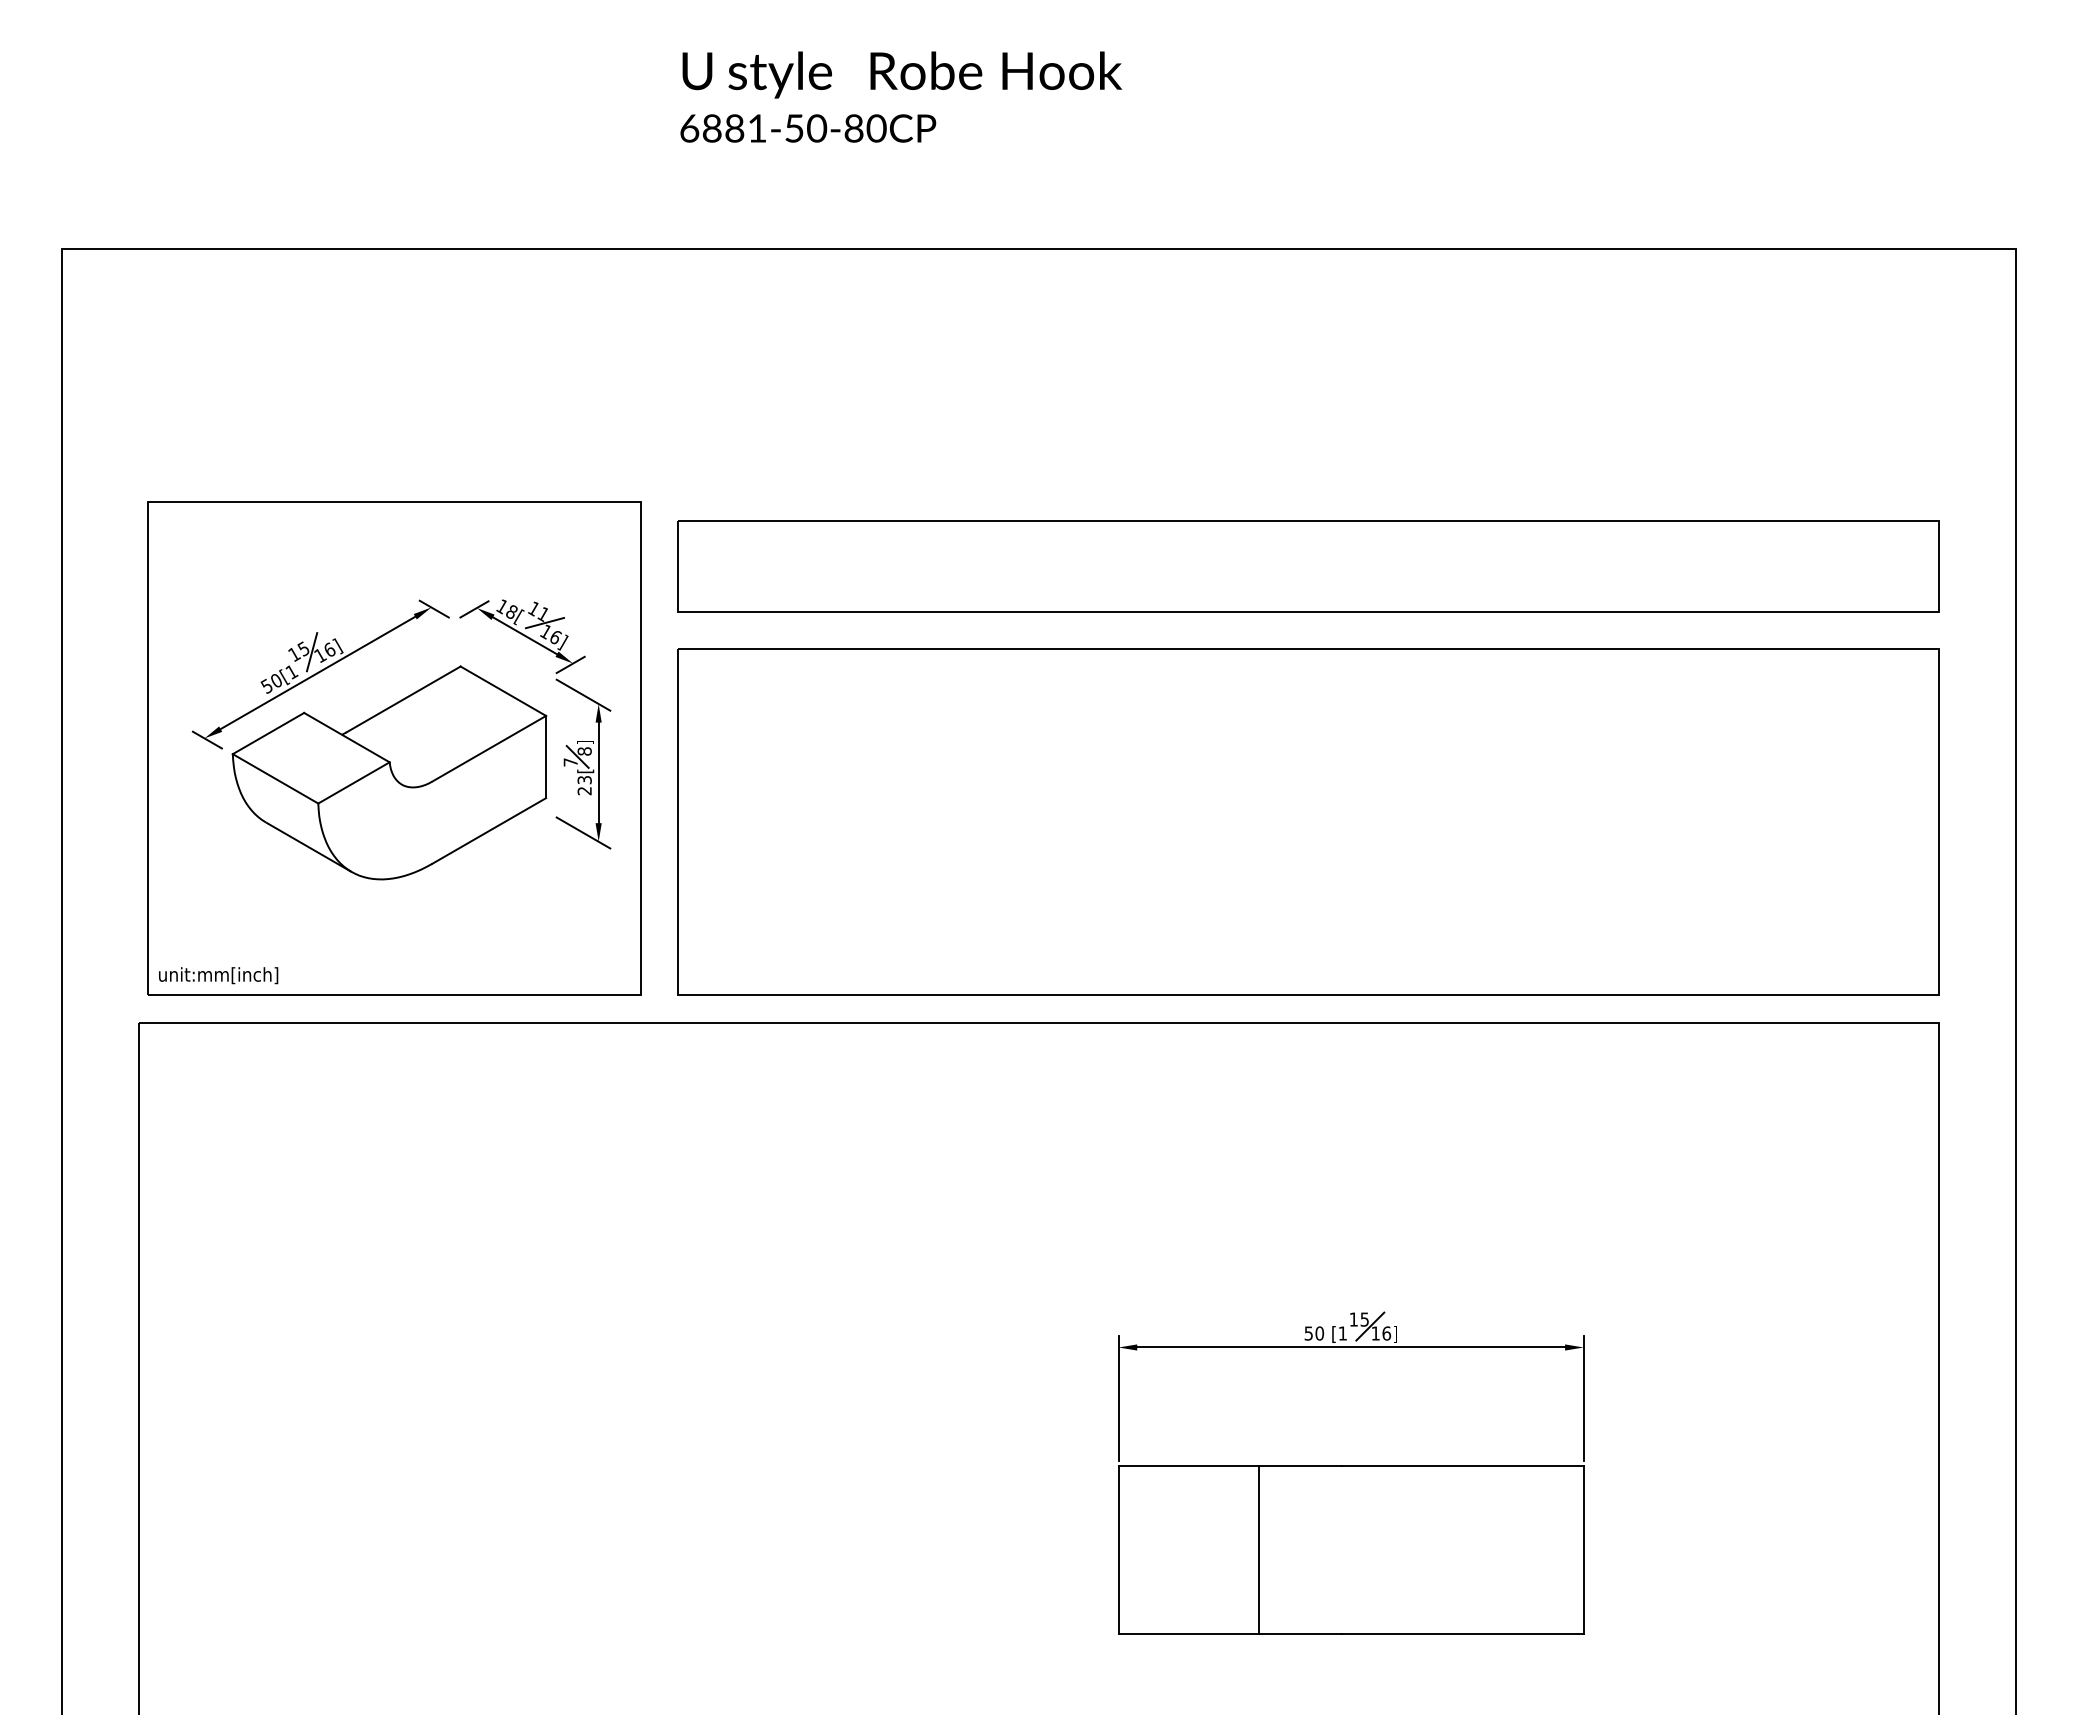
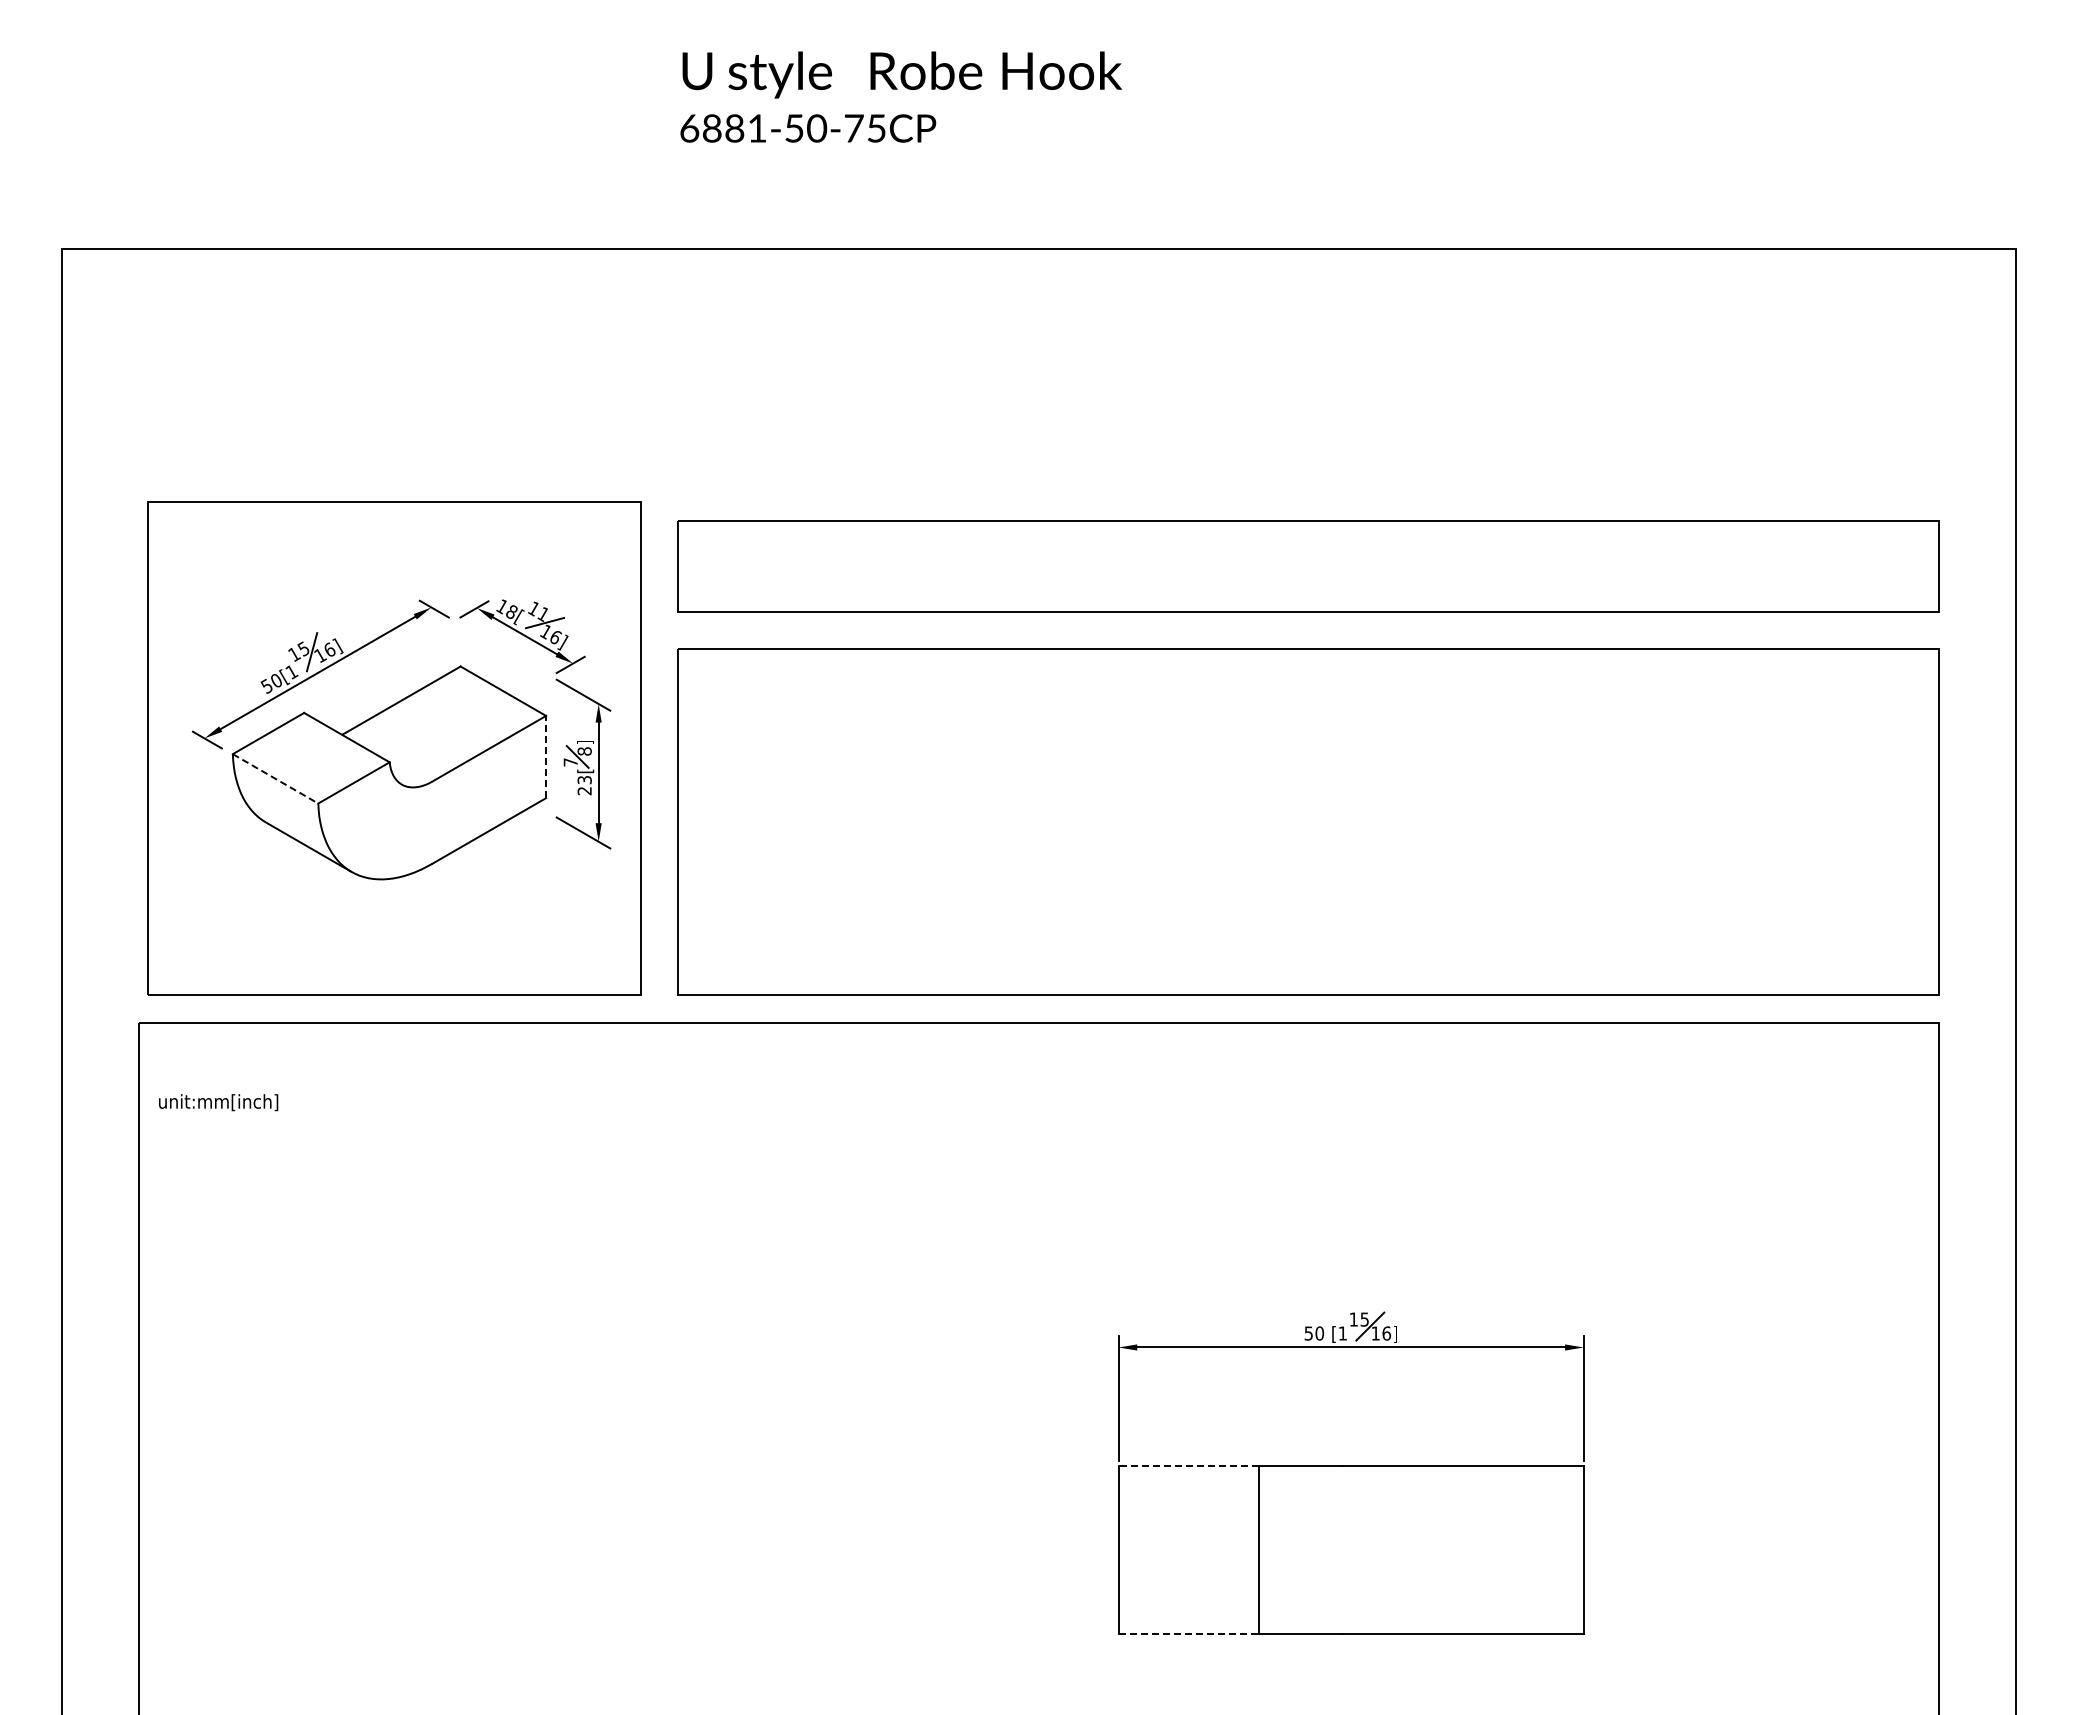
text: 6881-50-80CP -> 6881-50-75CP (865, 128)
line: solid -> dashed (546, 756)
line: solid -> dashed (276, 779)
text position: (218, 975) -> (218, 1102) (218, 1102)
line: solid -> dashed (1188, 1466)
line: solid -> dashed (1188, 1633)
